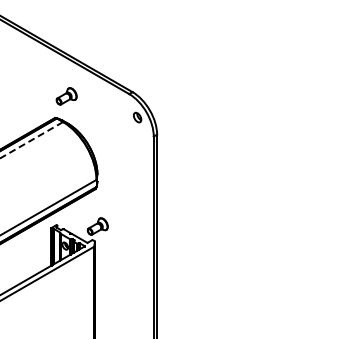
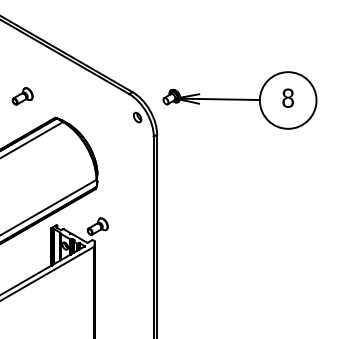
part position: (66, 96) -> (22, 96) (22, 96)
part: none -> present (239, 100)
line: dashed -> solid (31, 140)
